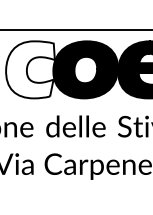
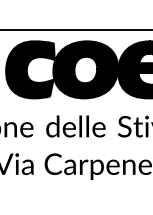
fill: none -> present (30, 69)
